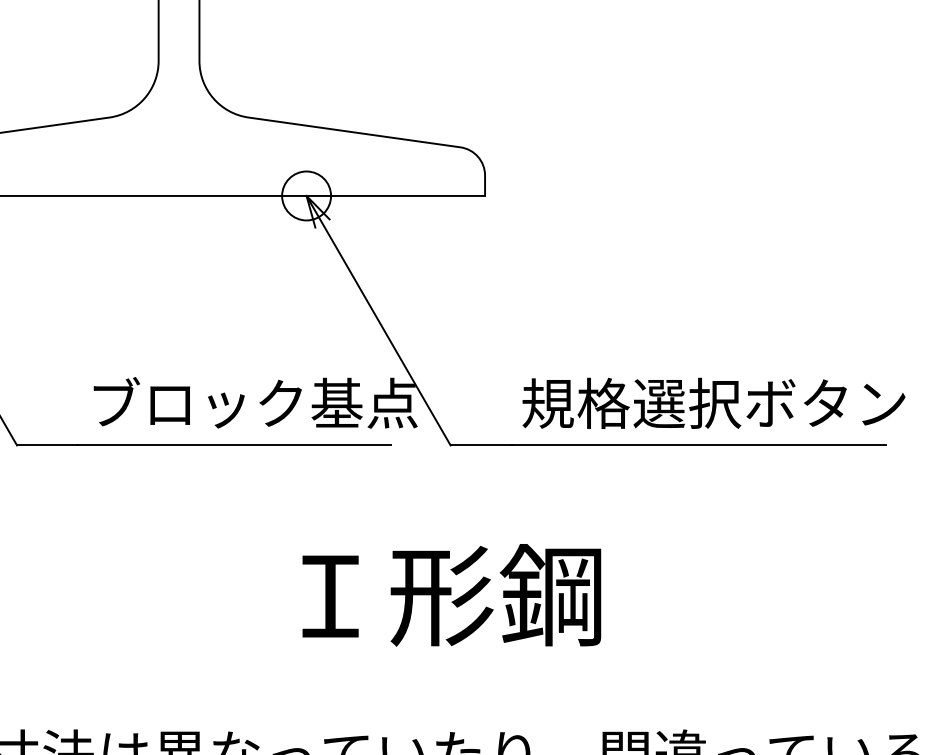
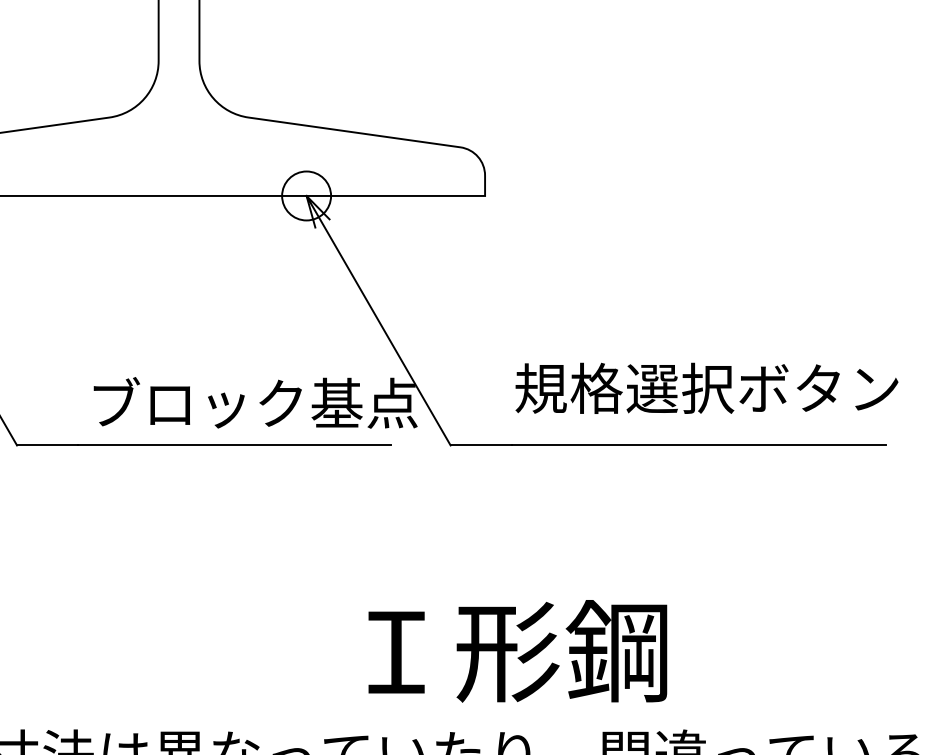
text position: (713, 402) -> (706, 387) (706, 387)
text position: (451, 595) -> (517, 651) (517, 651)
